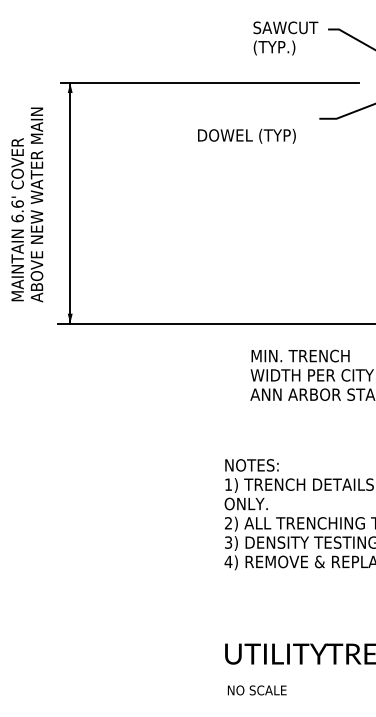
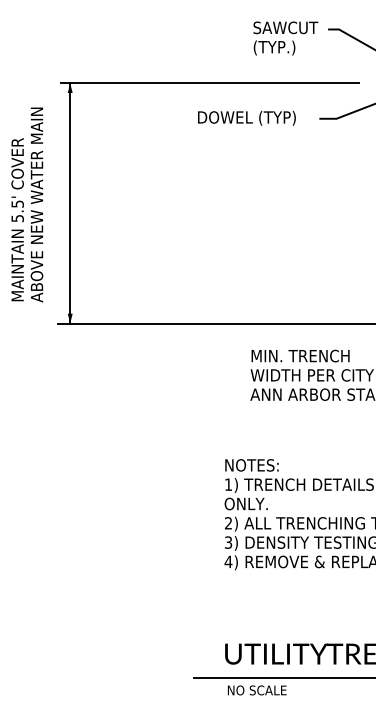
text position: (246, 135) -> (246, 117) (246, 117)
text: 6.6' -> 5.5' (17, 211)
line: none -> present (283, 678)
